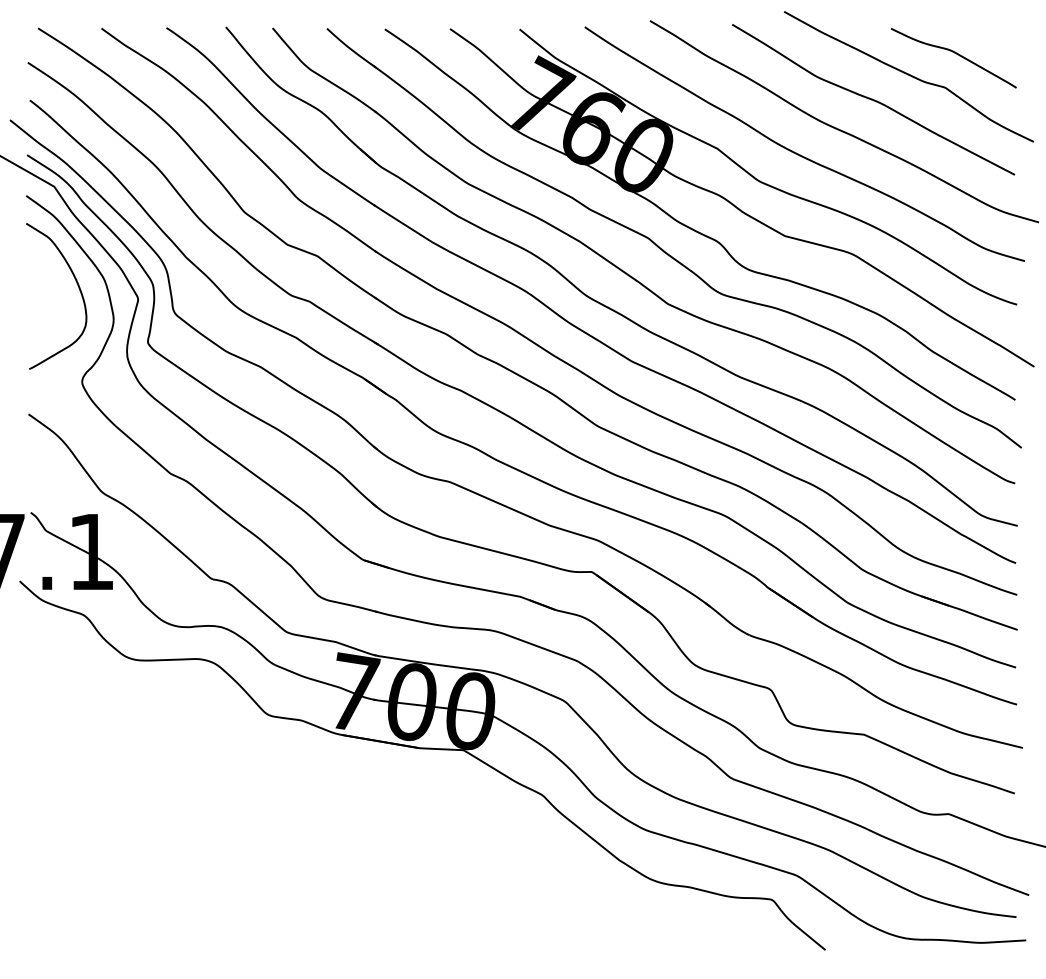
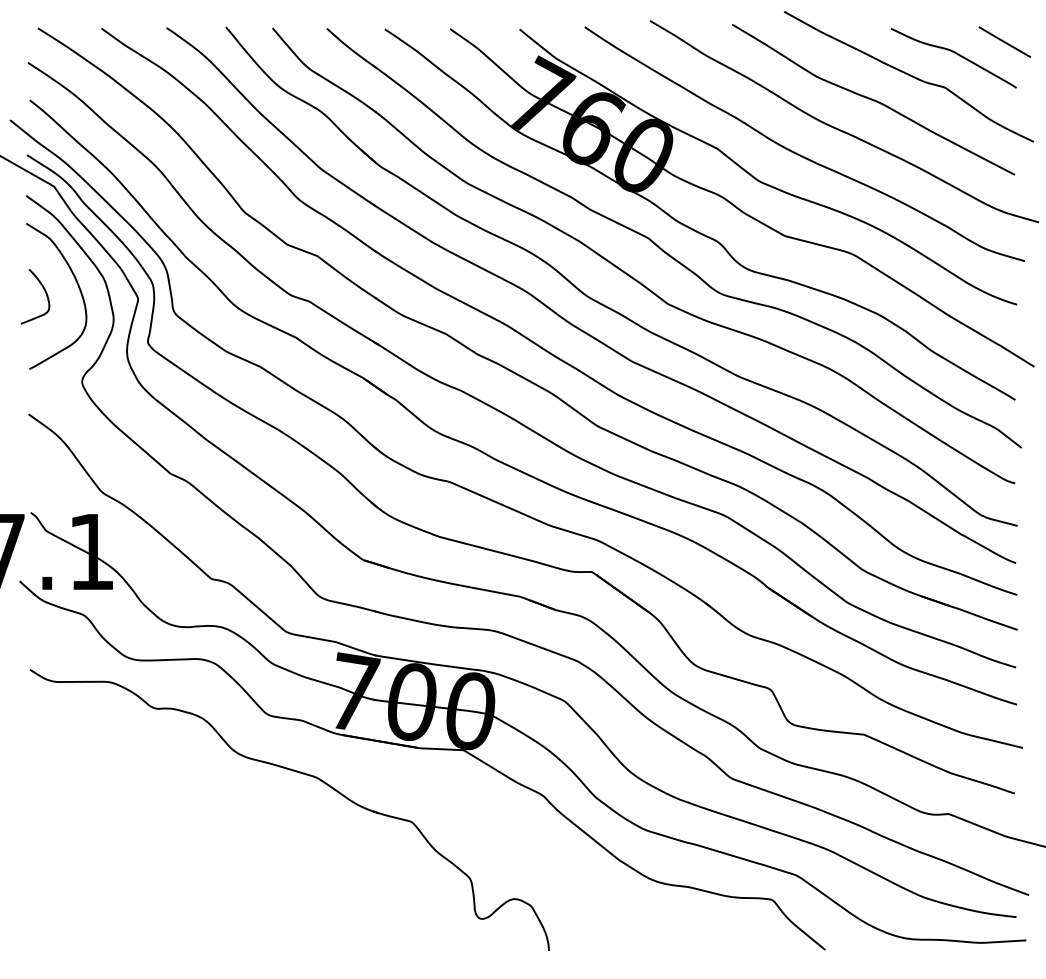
line: none -> present (1004, 41)
curve: none -> present (44, 291)
part: none -> present (302, 774)
